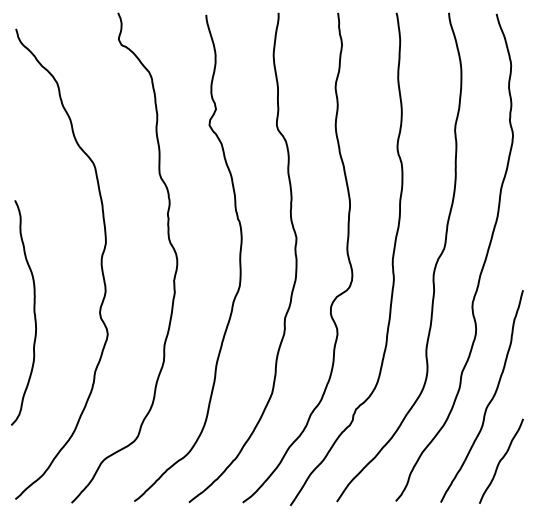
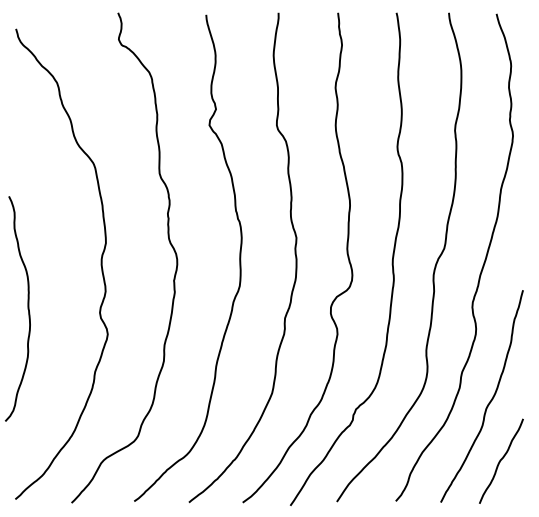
curve position: (33, 312) -> (27, 308) (27, 308)
